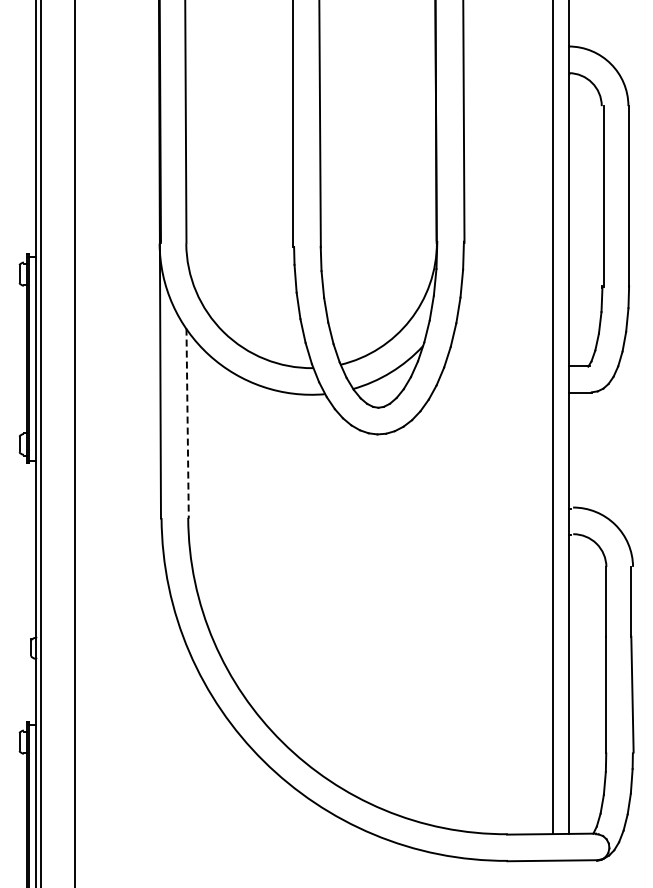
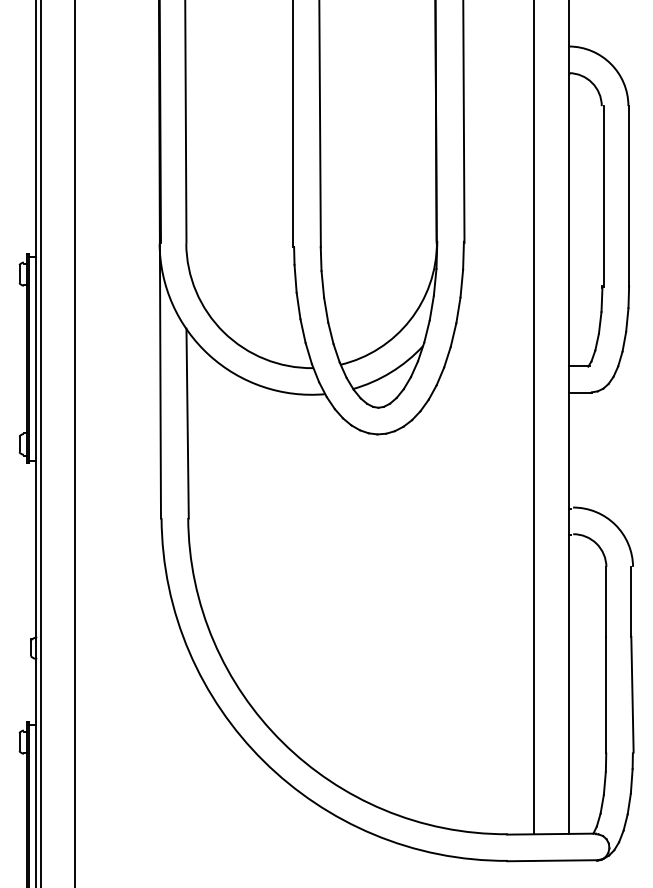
line position: (553, 417) -> (534, 417) (534, 417)
line: dashed -> solid (187, 423)
